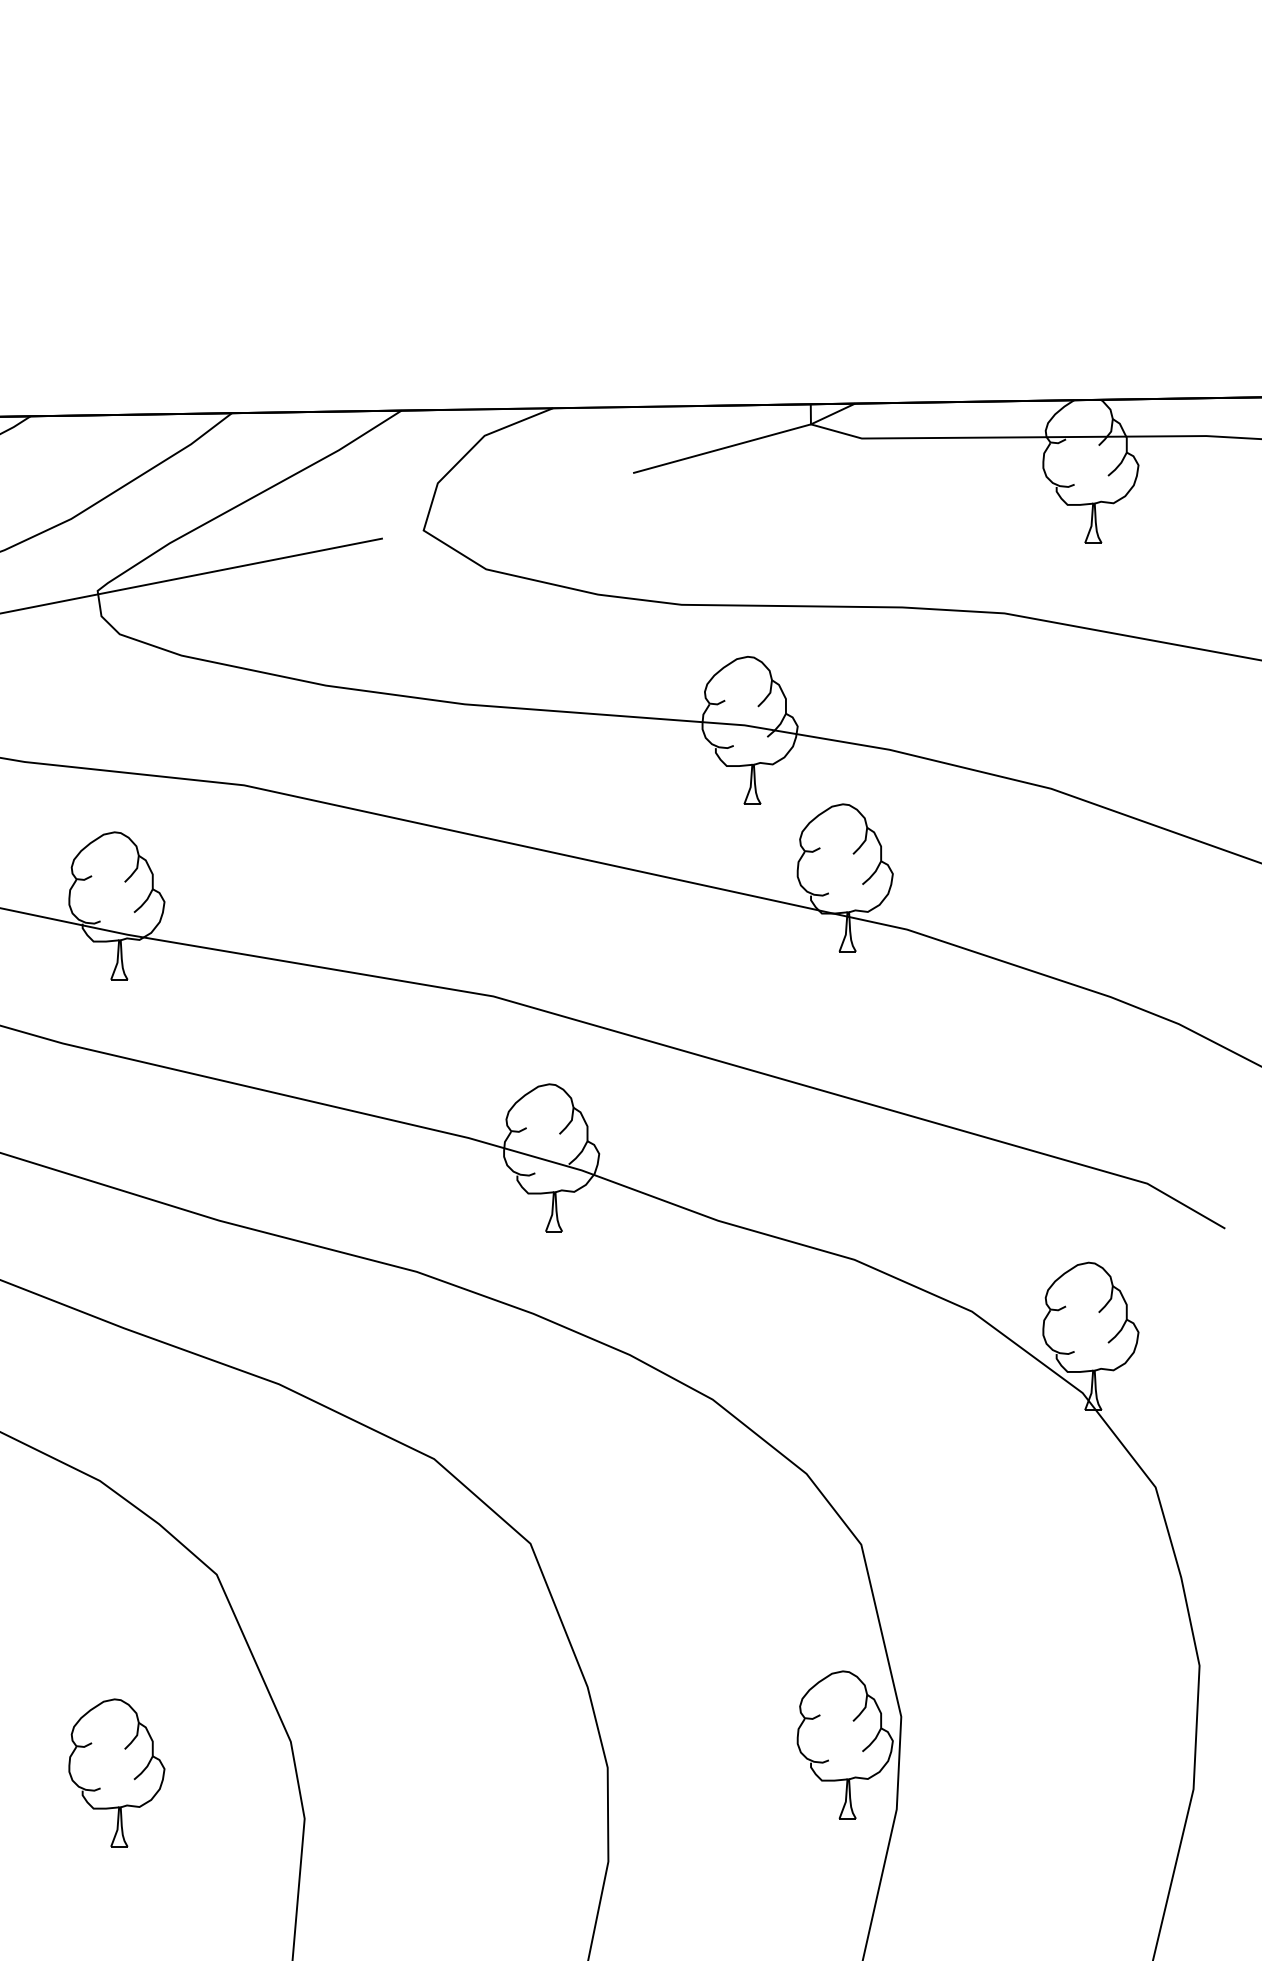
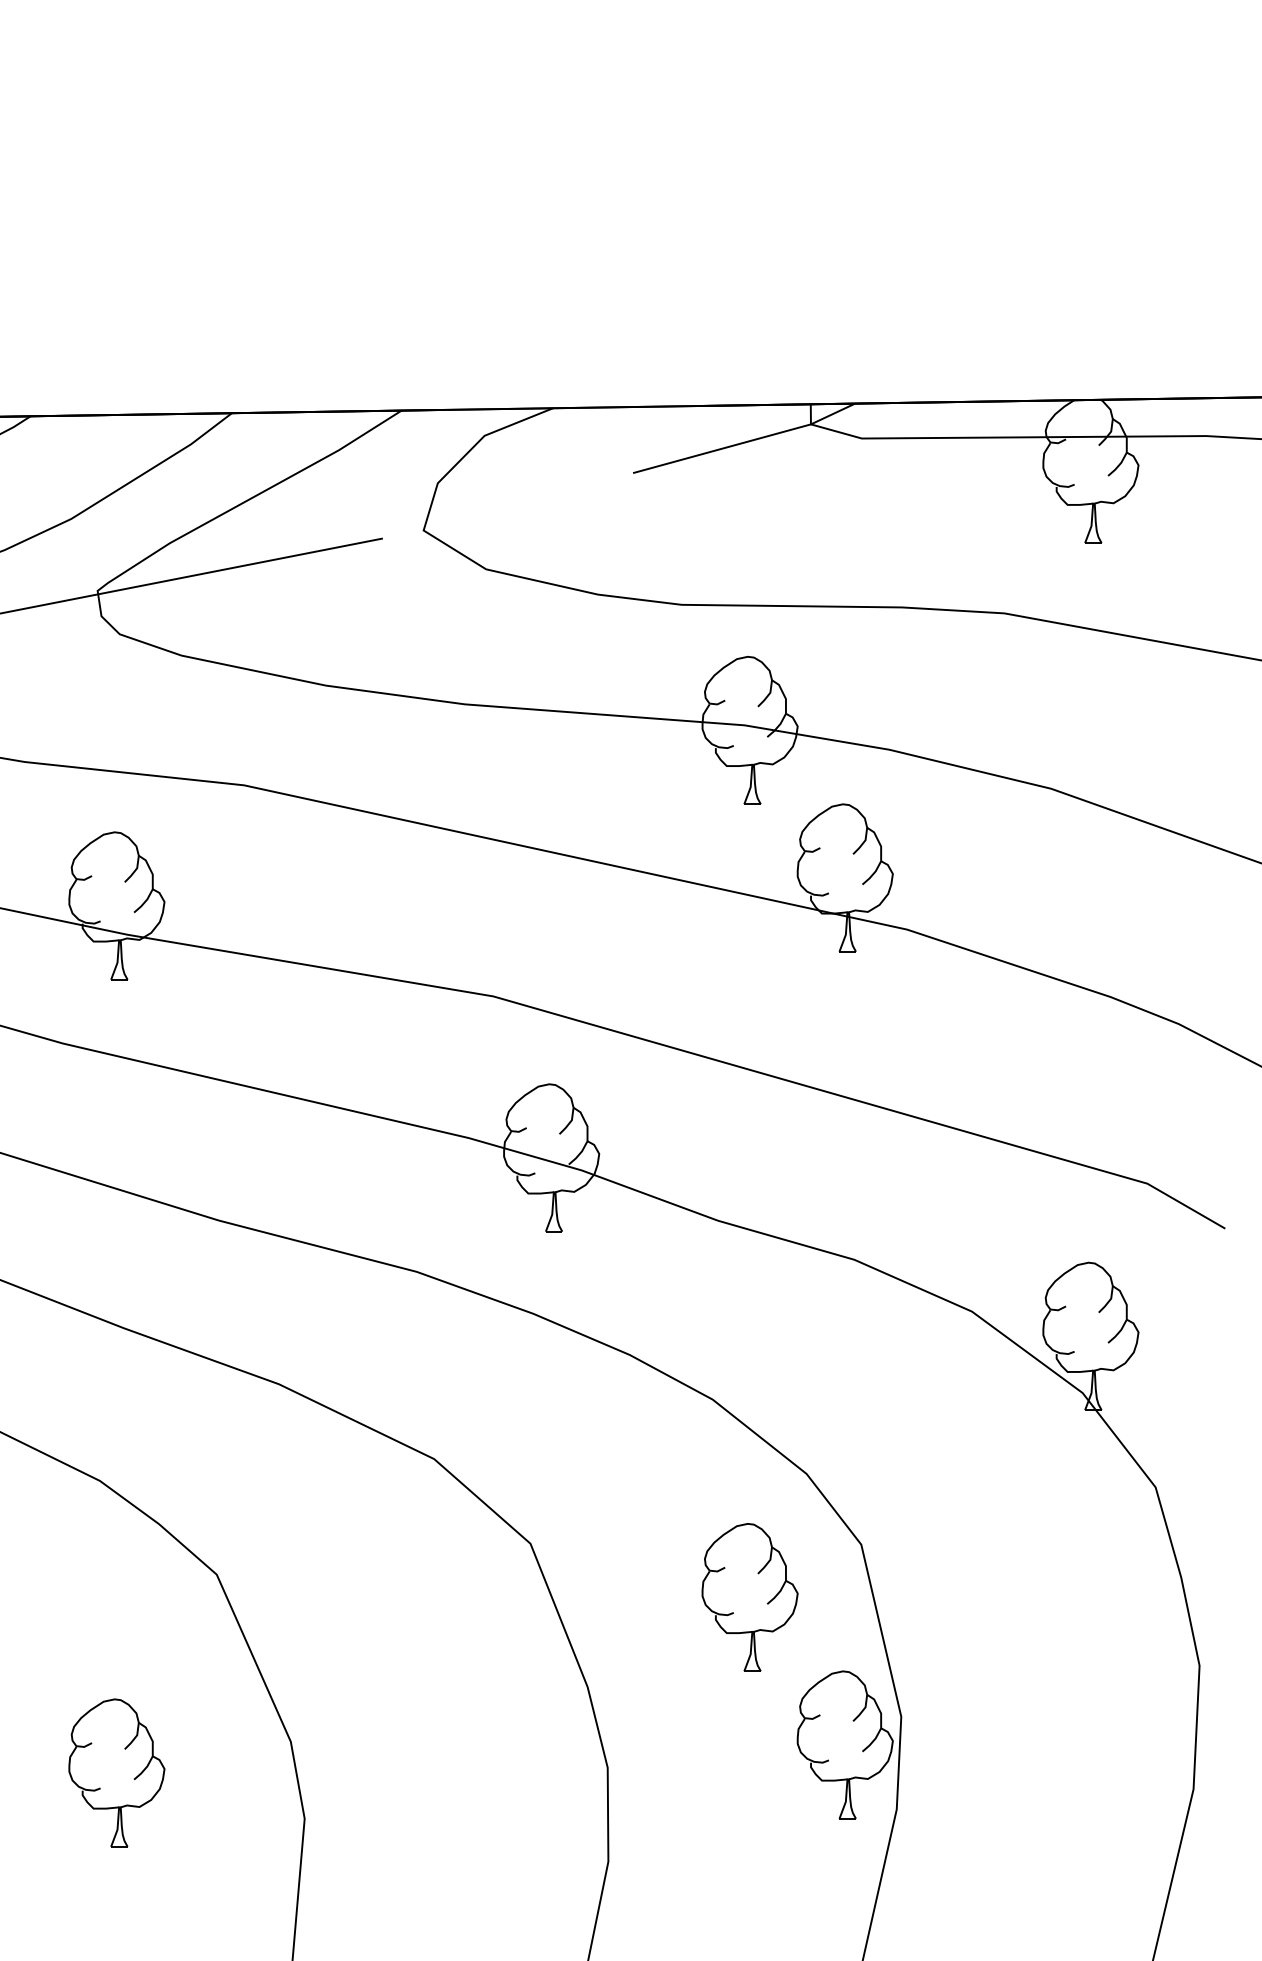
part: none -> present (749, 1597)
